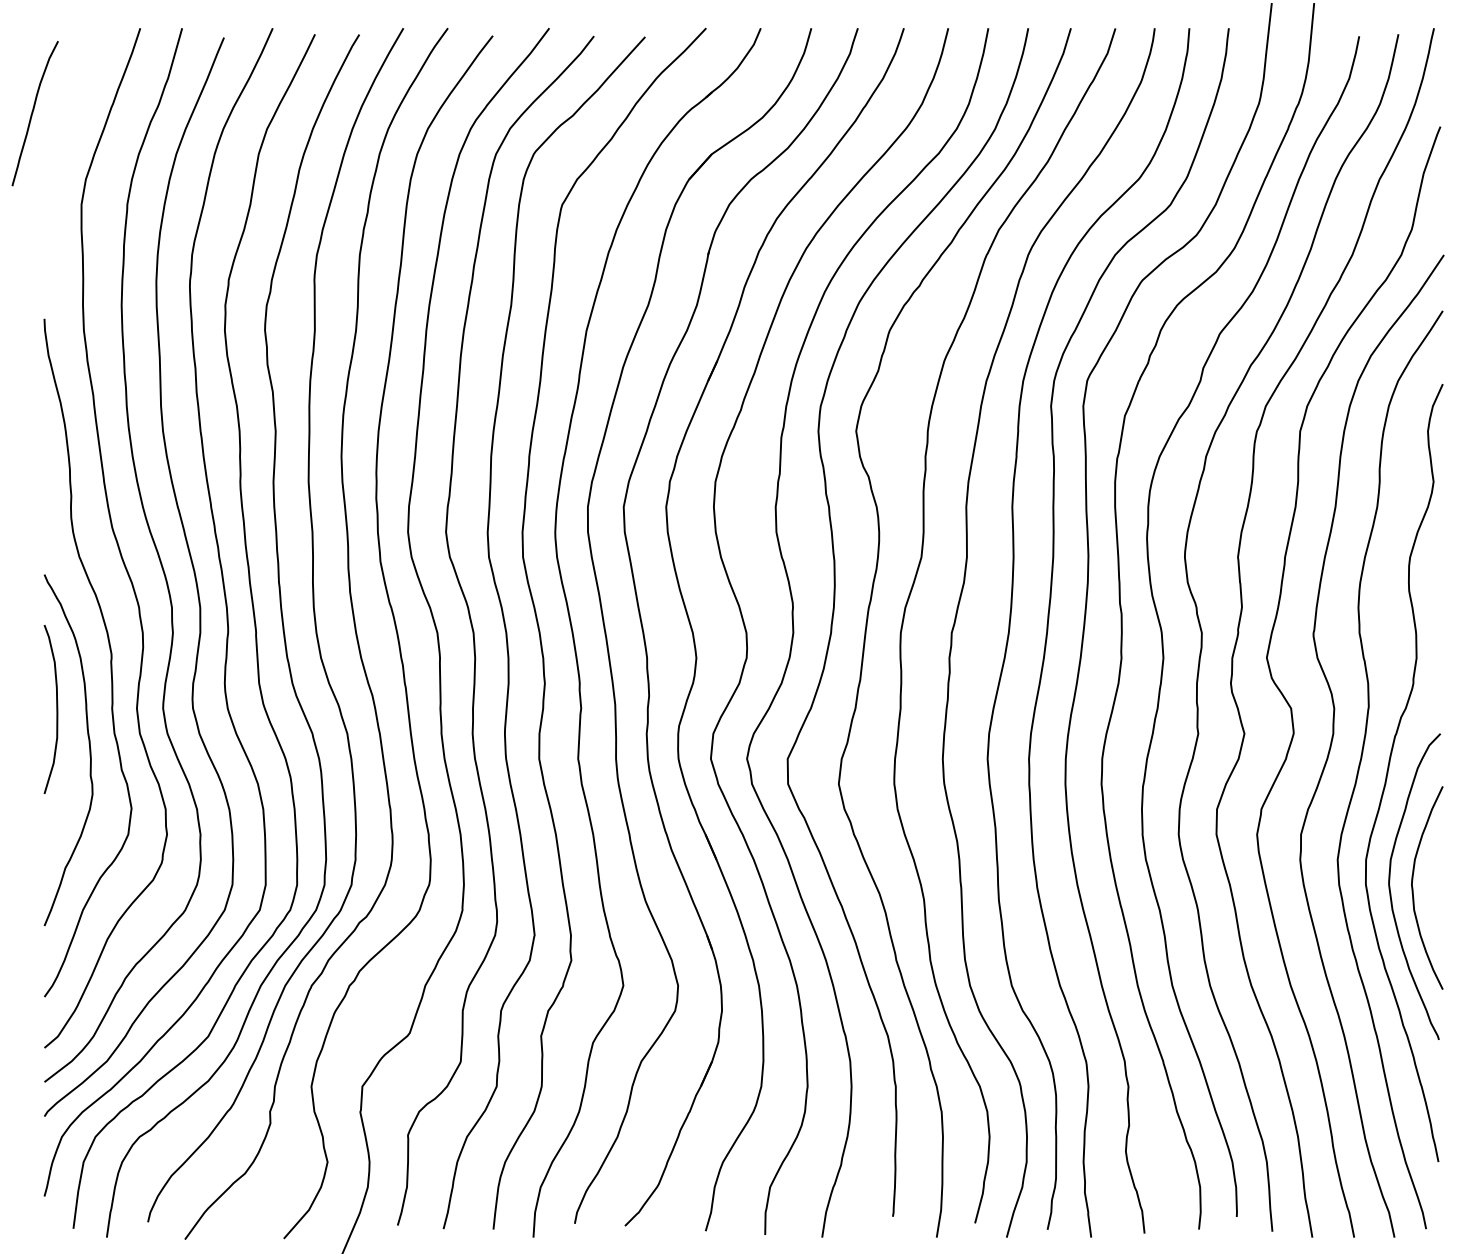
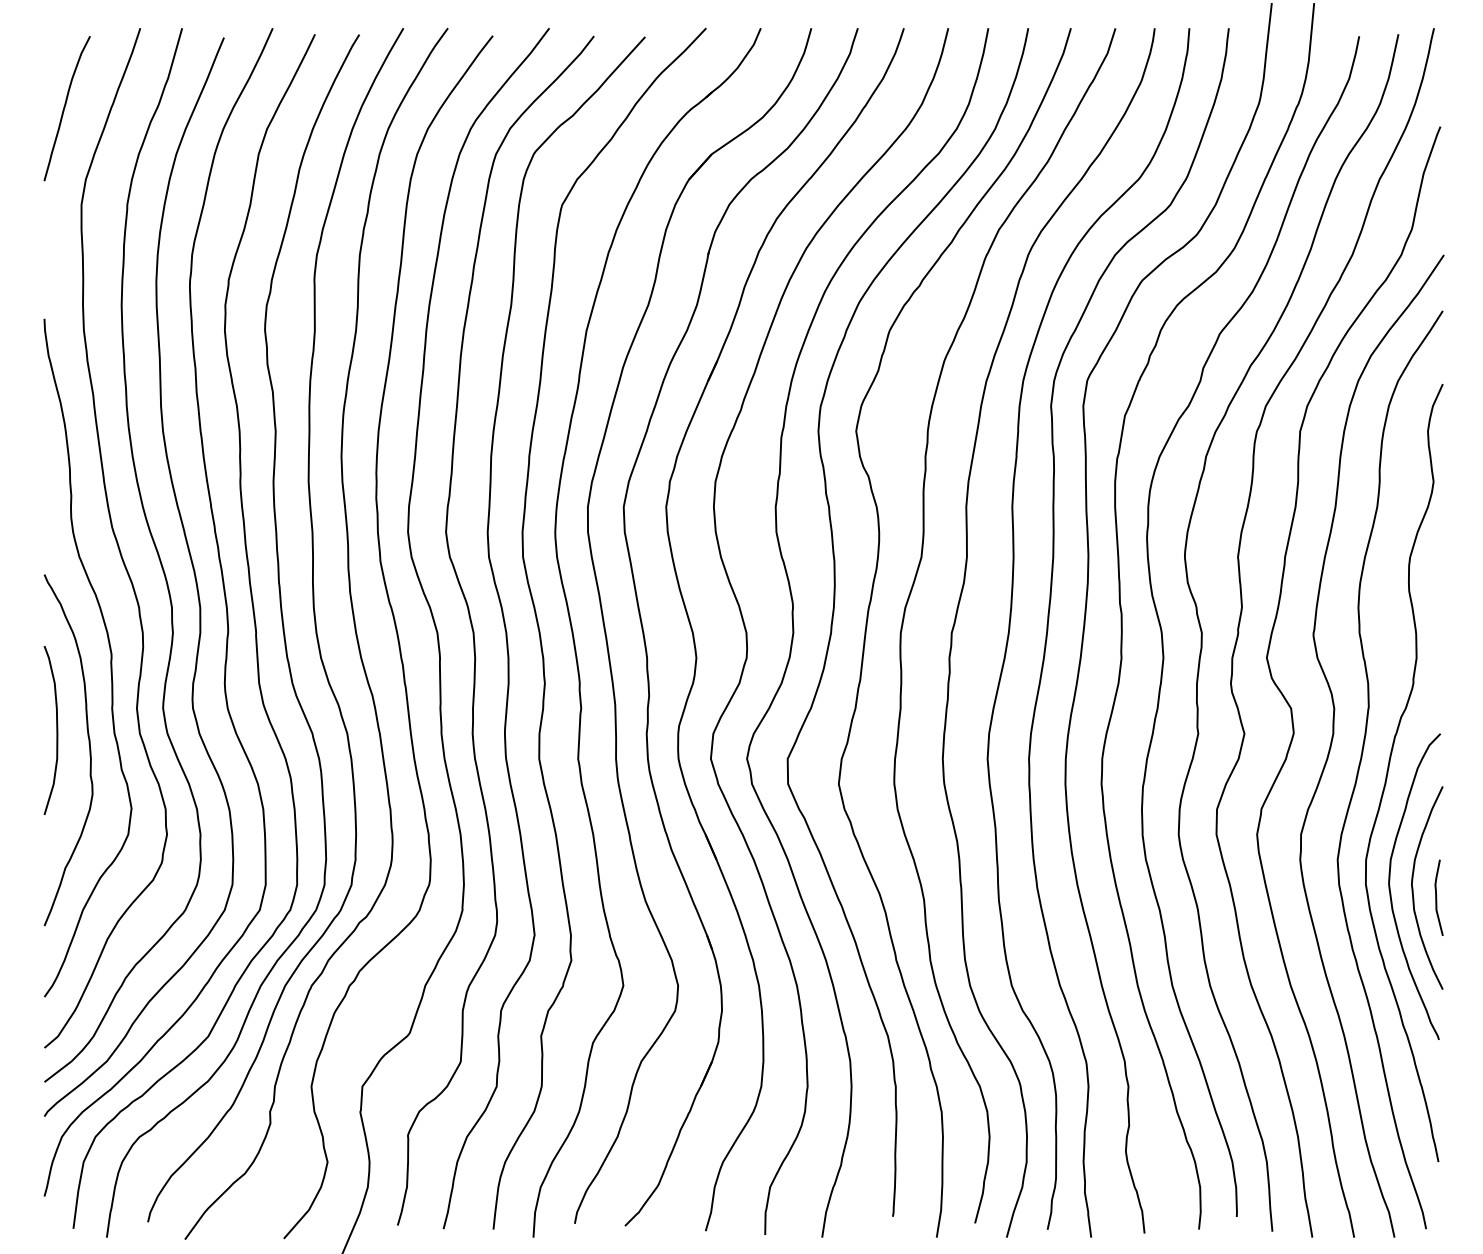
curve position: (33, 113) -> (65, 108) (65, 108)
curve position: (56, 709) -> (56, 730) (56, 730)
curve: none -> present (1437, 897)
